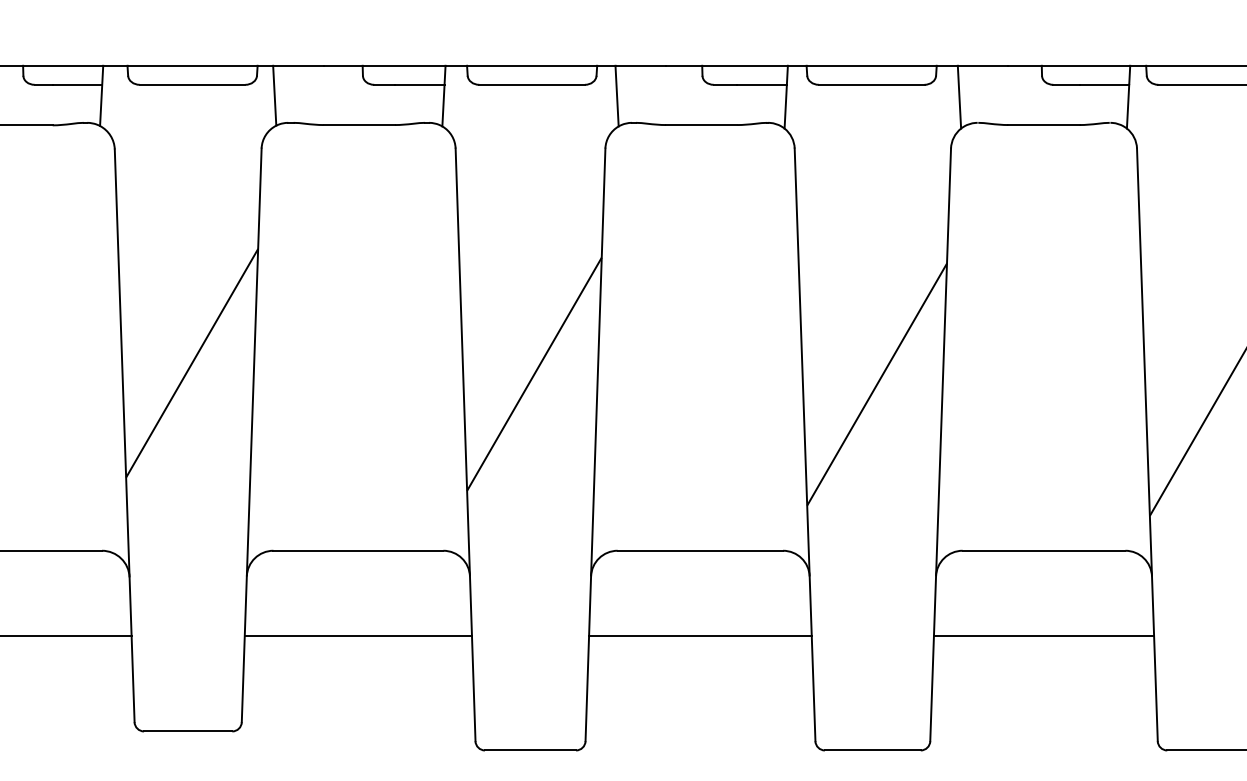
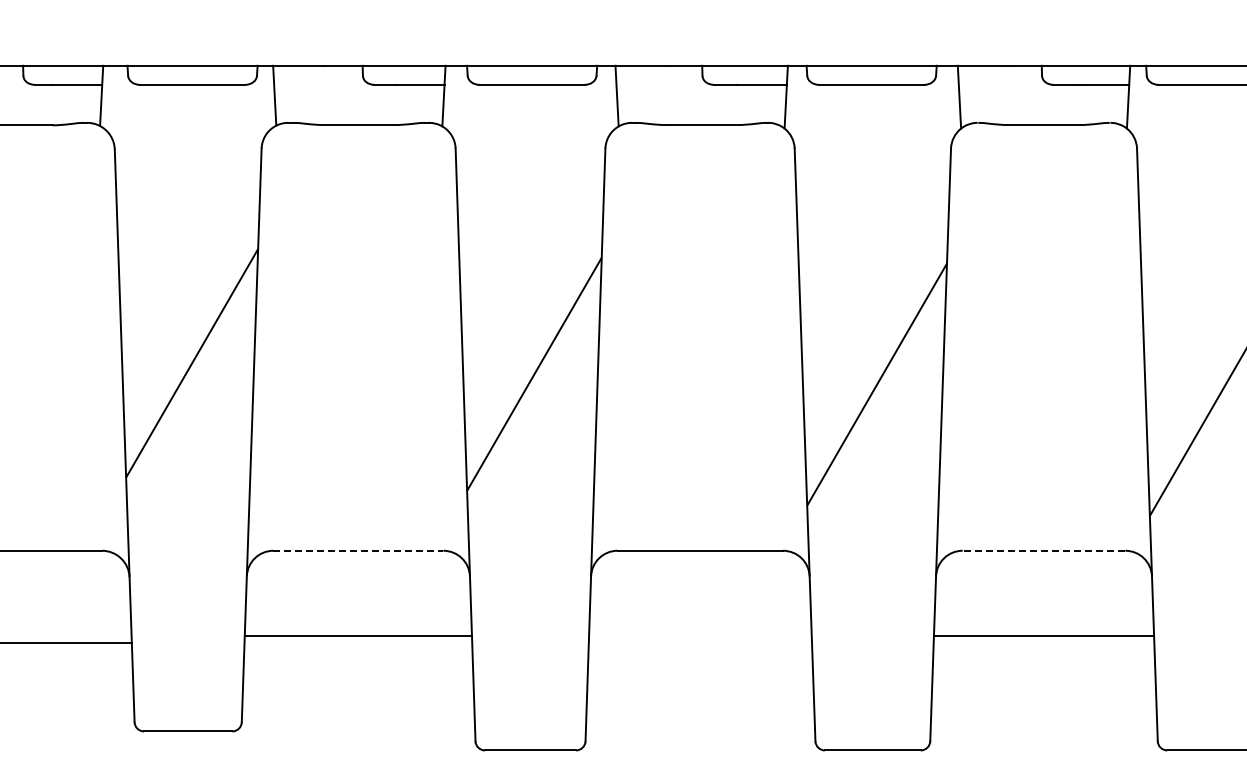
line: solid -> dashed (358, 550)
line: solid -> dashed (1043, 550)
line position: (66, 636) -> (66, 643) (66, 643)
line: present -> none (700, 636)
